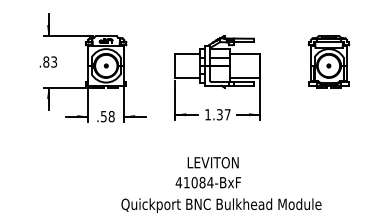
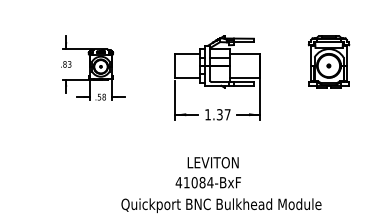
part size: 108x110 px -> 65x66 px (93, 67)
